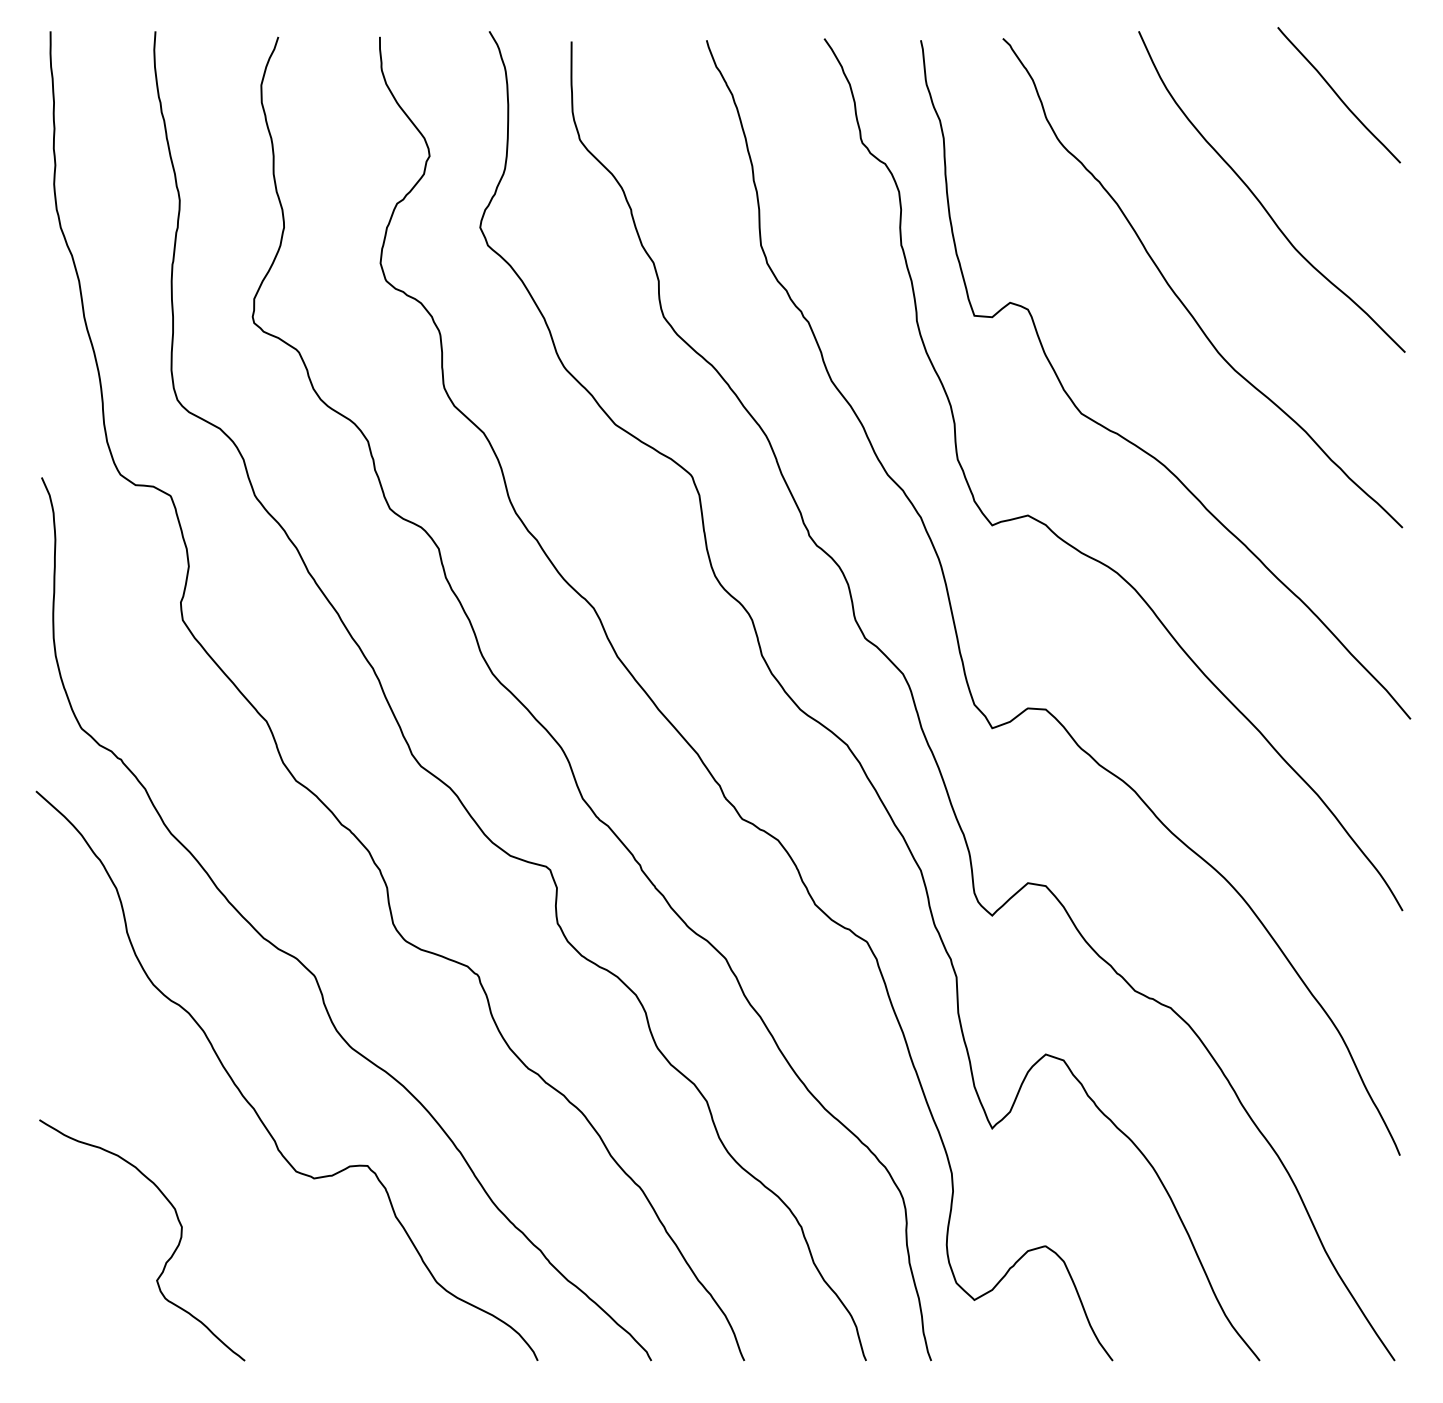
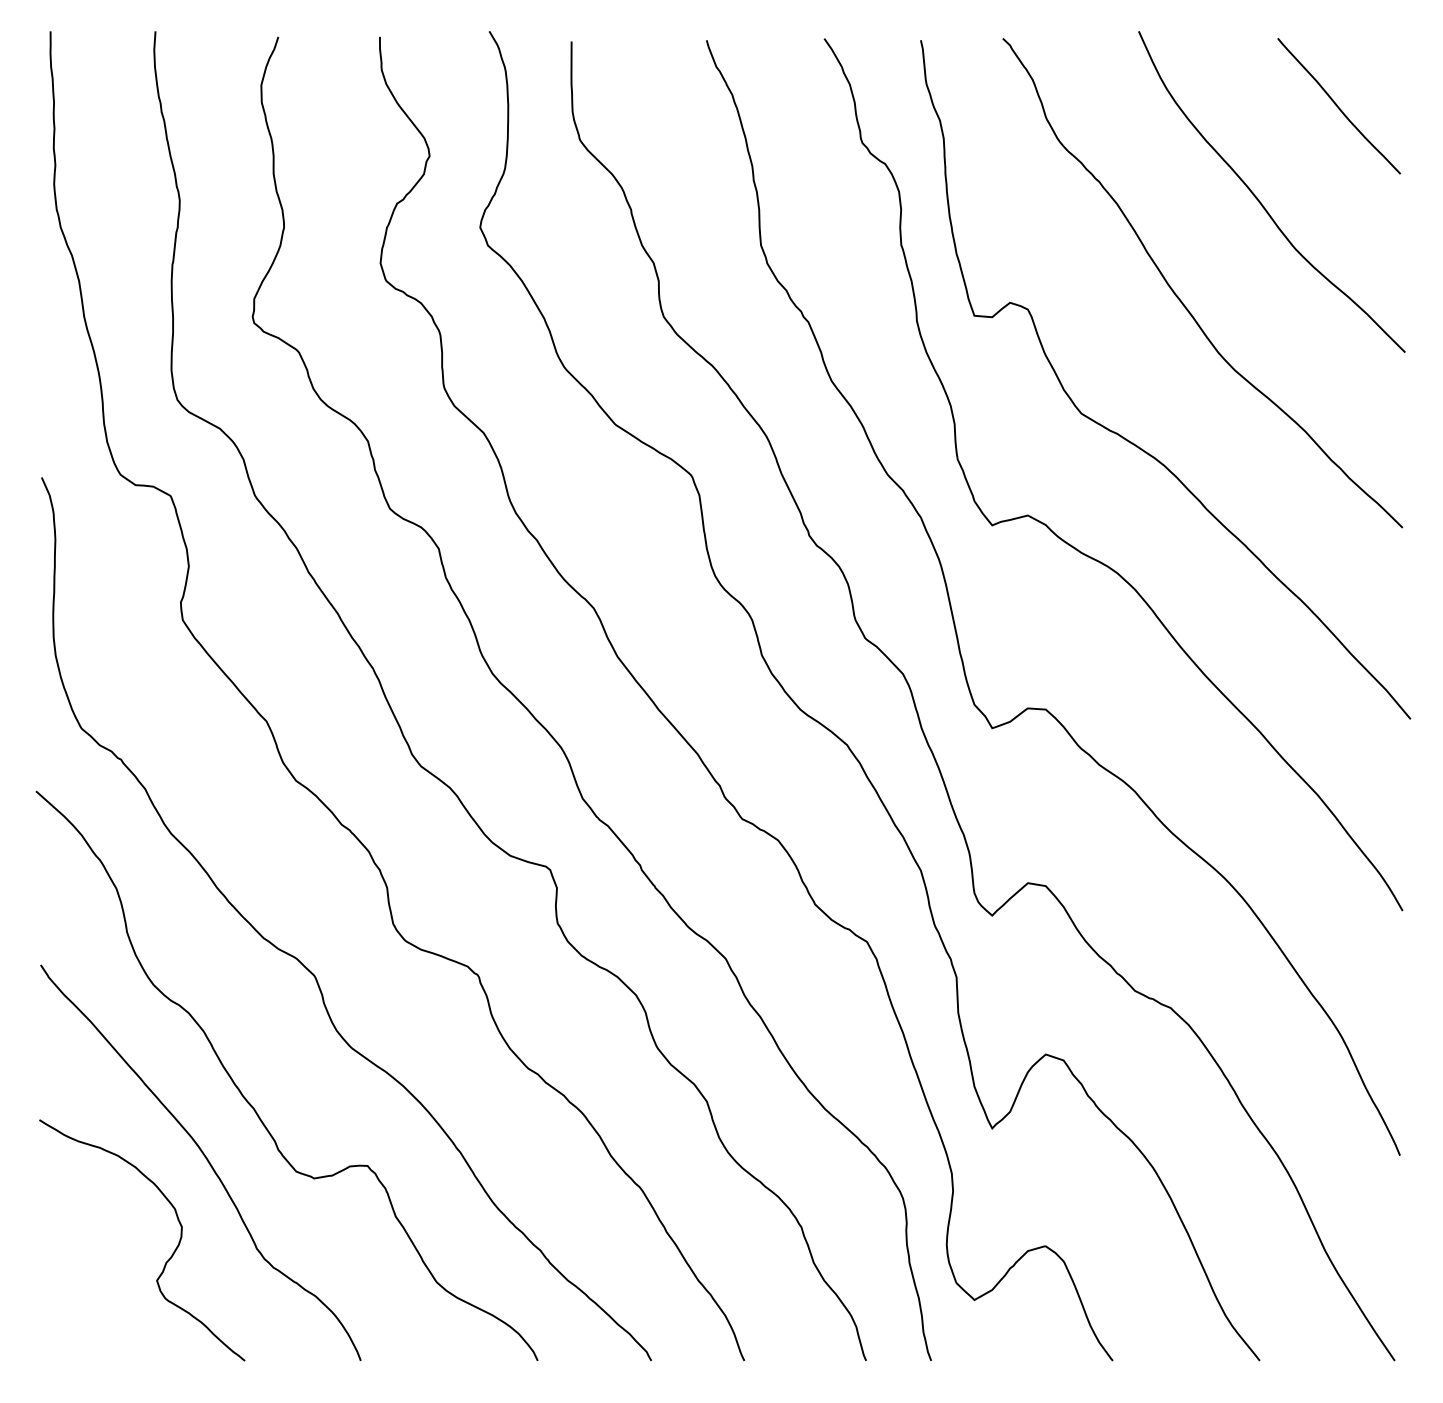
curve position: (1338, 95) -> (1338, 106) (1338, 106)
curve: none -> present (206, 1160)
